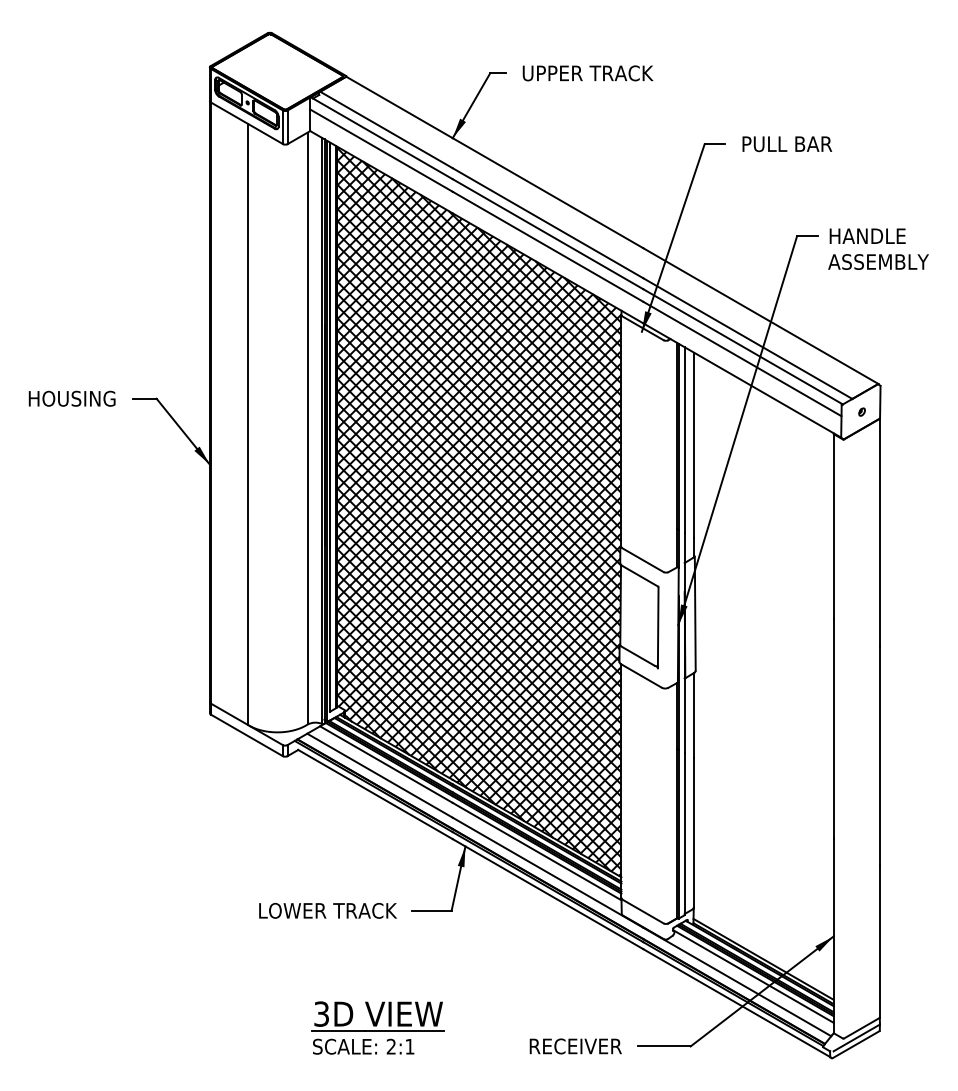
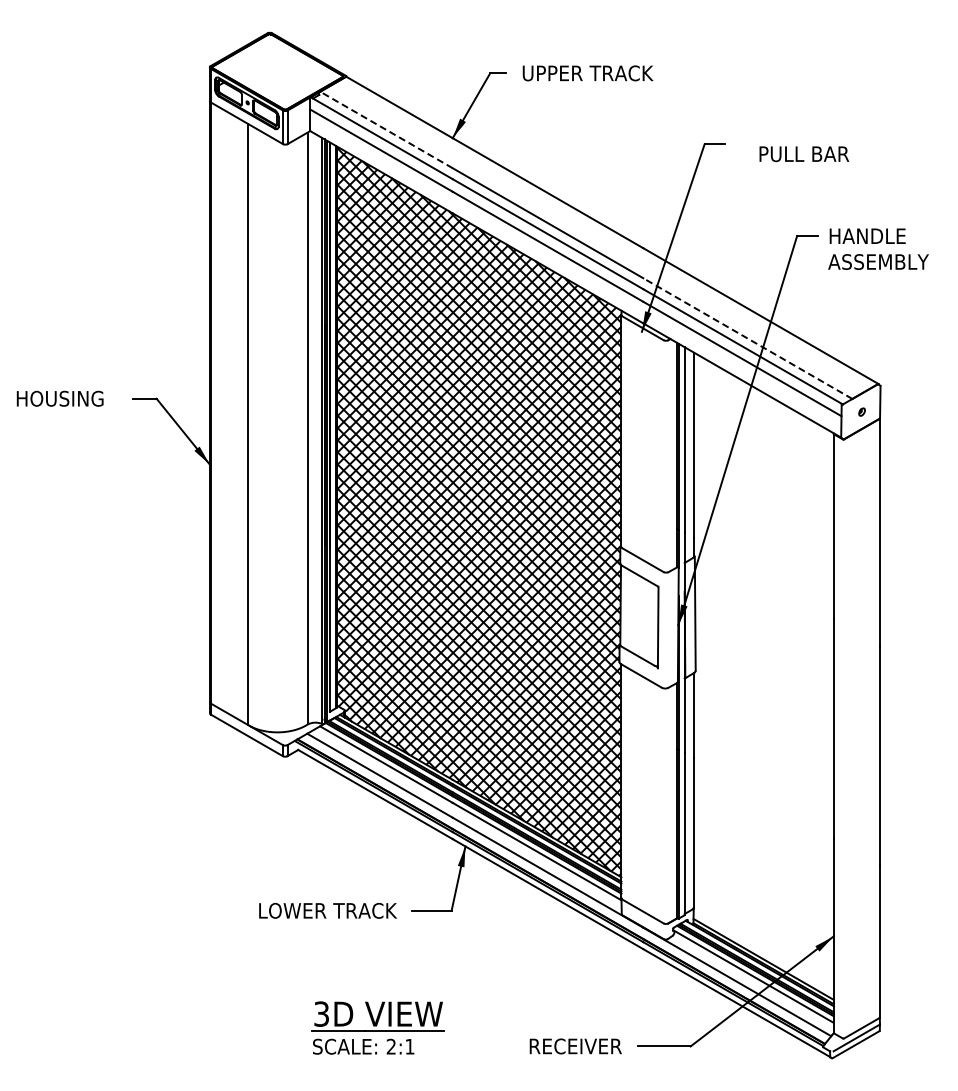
line: solid -> dashed (386, 129)
text position: (787, 144) -> (804, 154) (804, 154)
line: solid -> dashed (747, 338)
text position: (71, 398) -> (59, 398) (59, 398)
